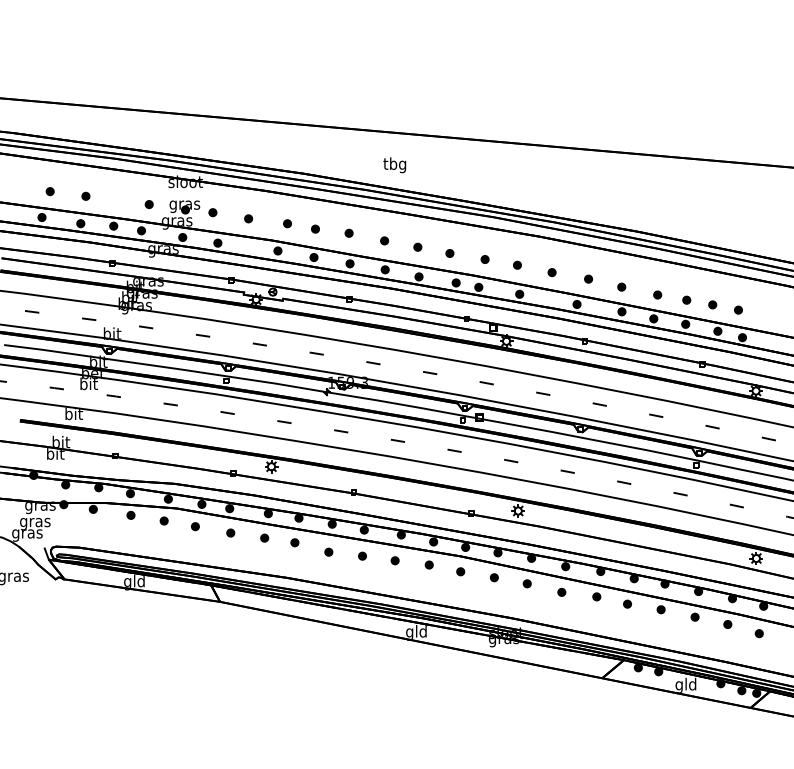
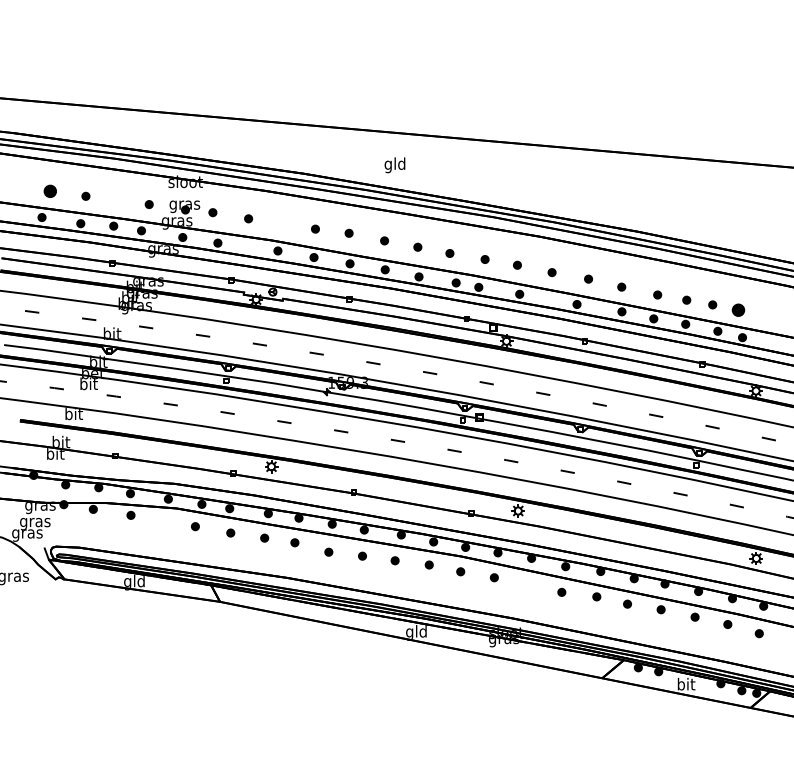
text: tbg -> gld (394, 165)
part size: 10x10 px -> 14x14 px (49, 190)
part: present -> none (287, 223)
part size: 9x10 px -> 15x14 px (738, 309)
part: present -> none (163, 520)
part: present -> none (526, 583)
text: gld -> bit (685, 684)
